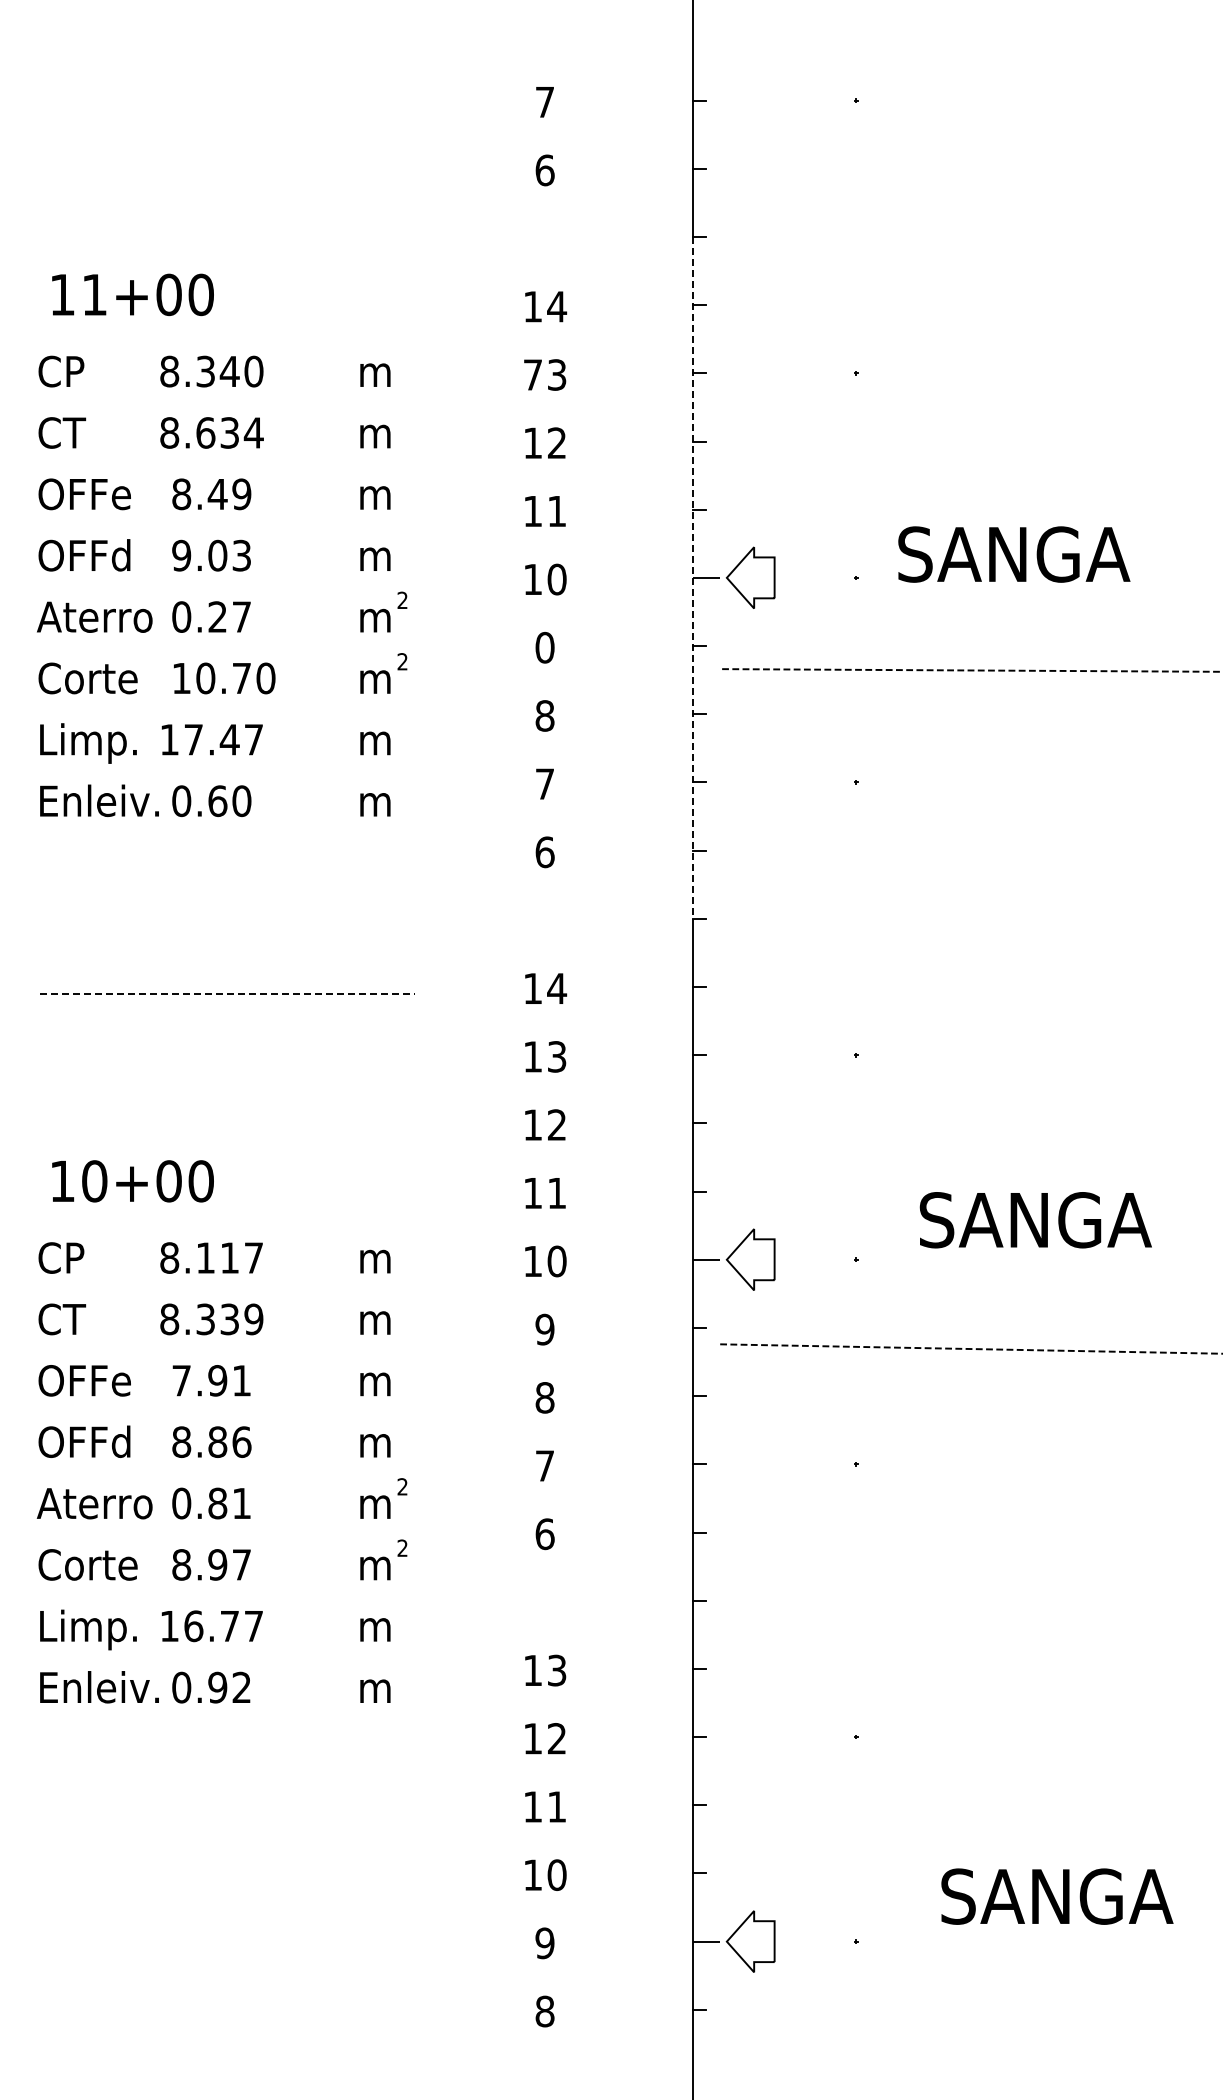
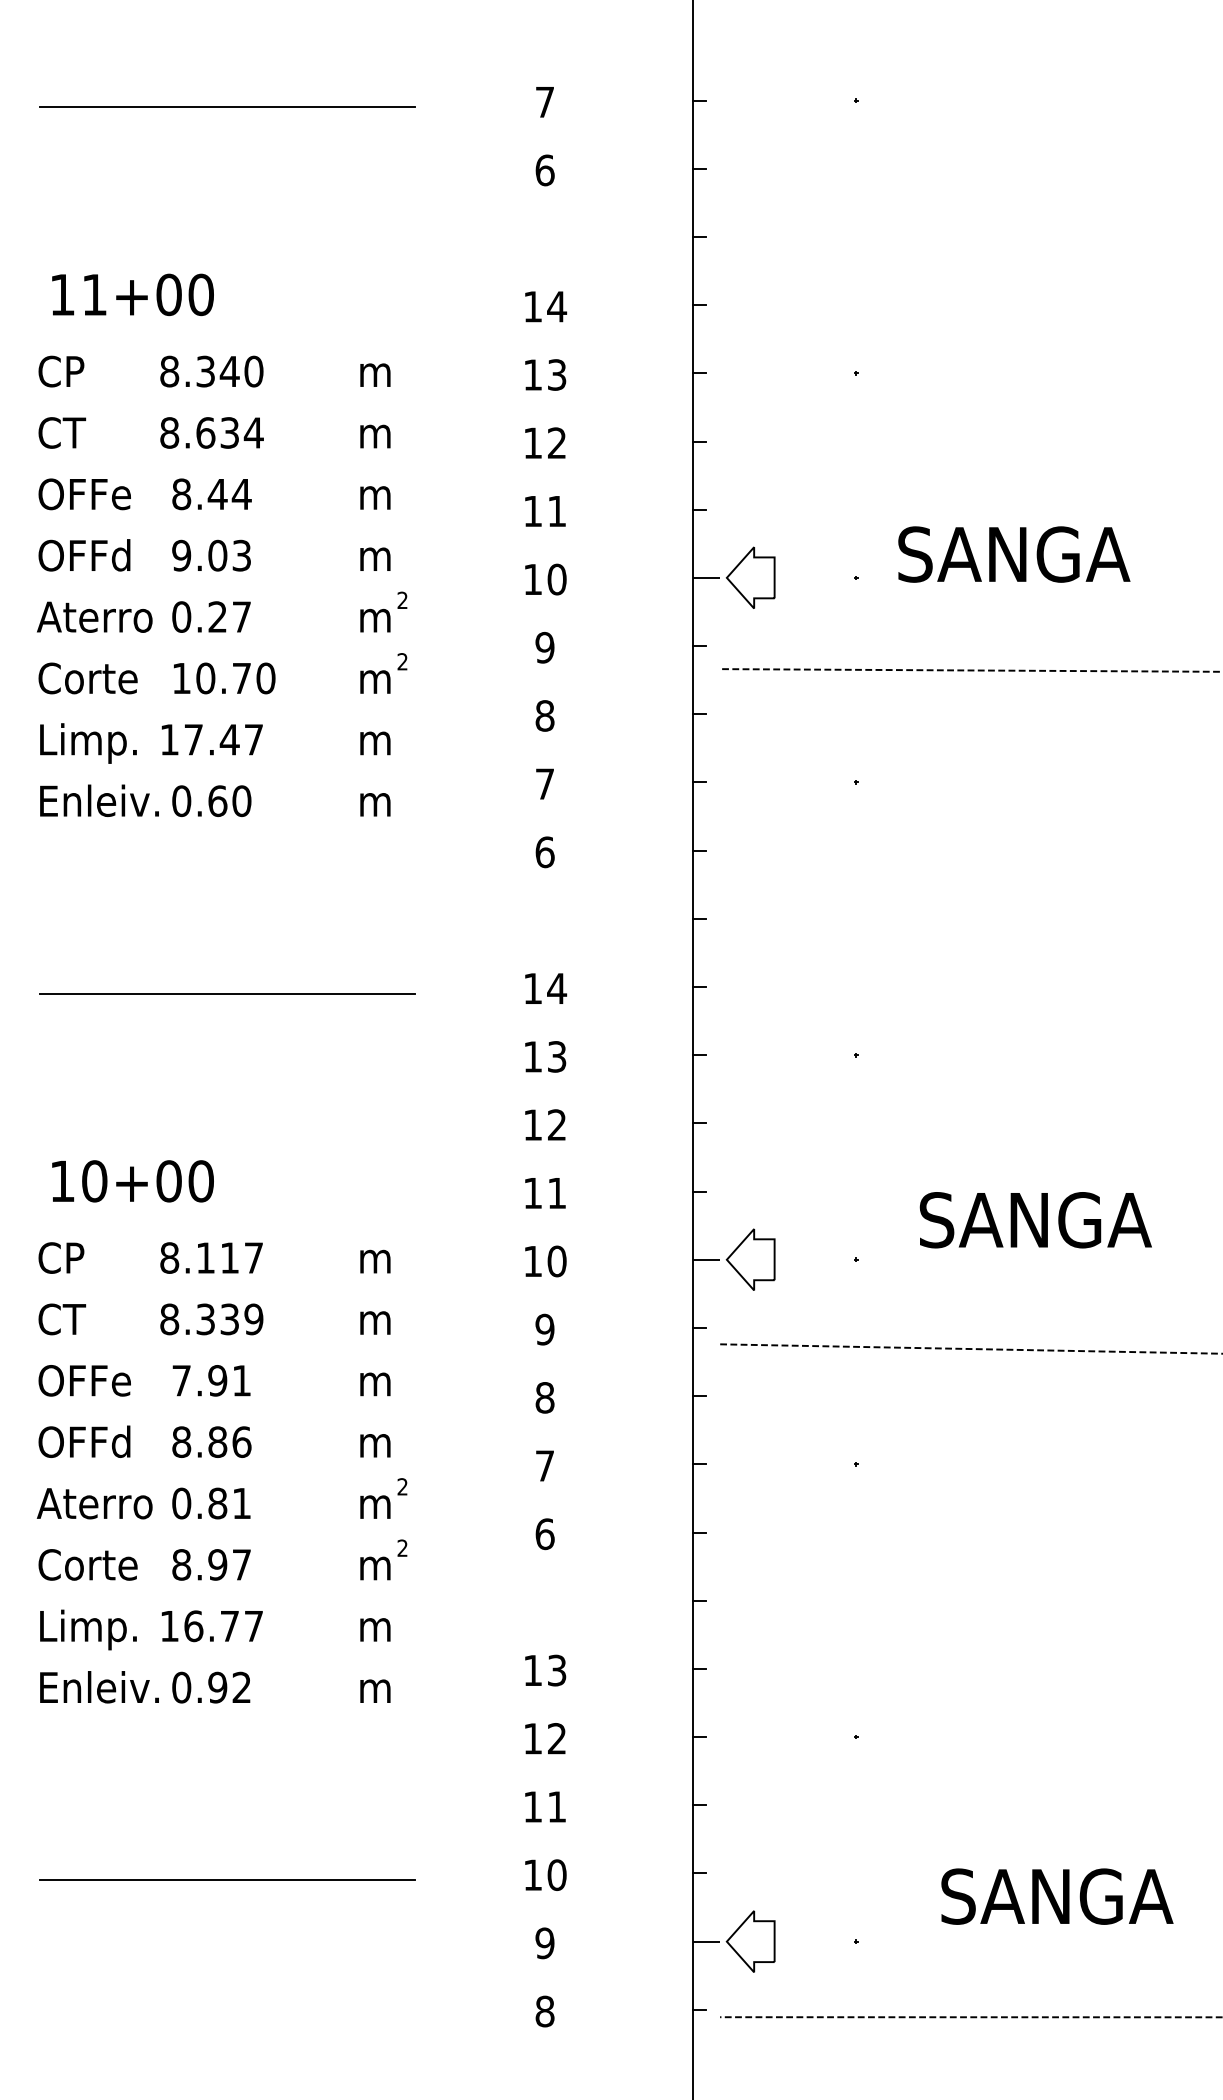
line: none -> present (226, 107)
text: 73 -> 13 (532, 374)
text: 8.49 -> 8.44 (241, 494)
line: dashed -> solid (692, 577)
text: 0 -> 9 (544, 647)
line: dashed -> solid (227, 993)
line: none -> present (226, 1880)
line: none -> present (969, 2017)
